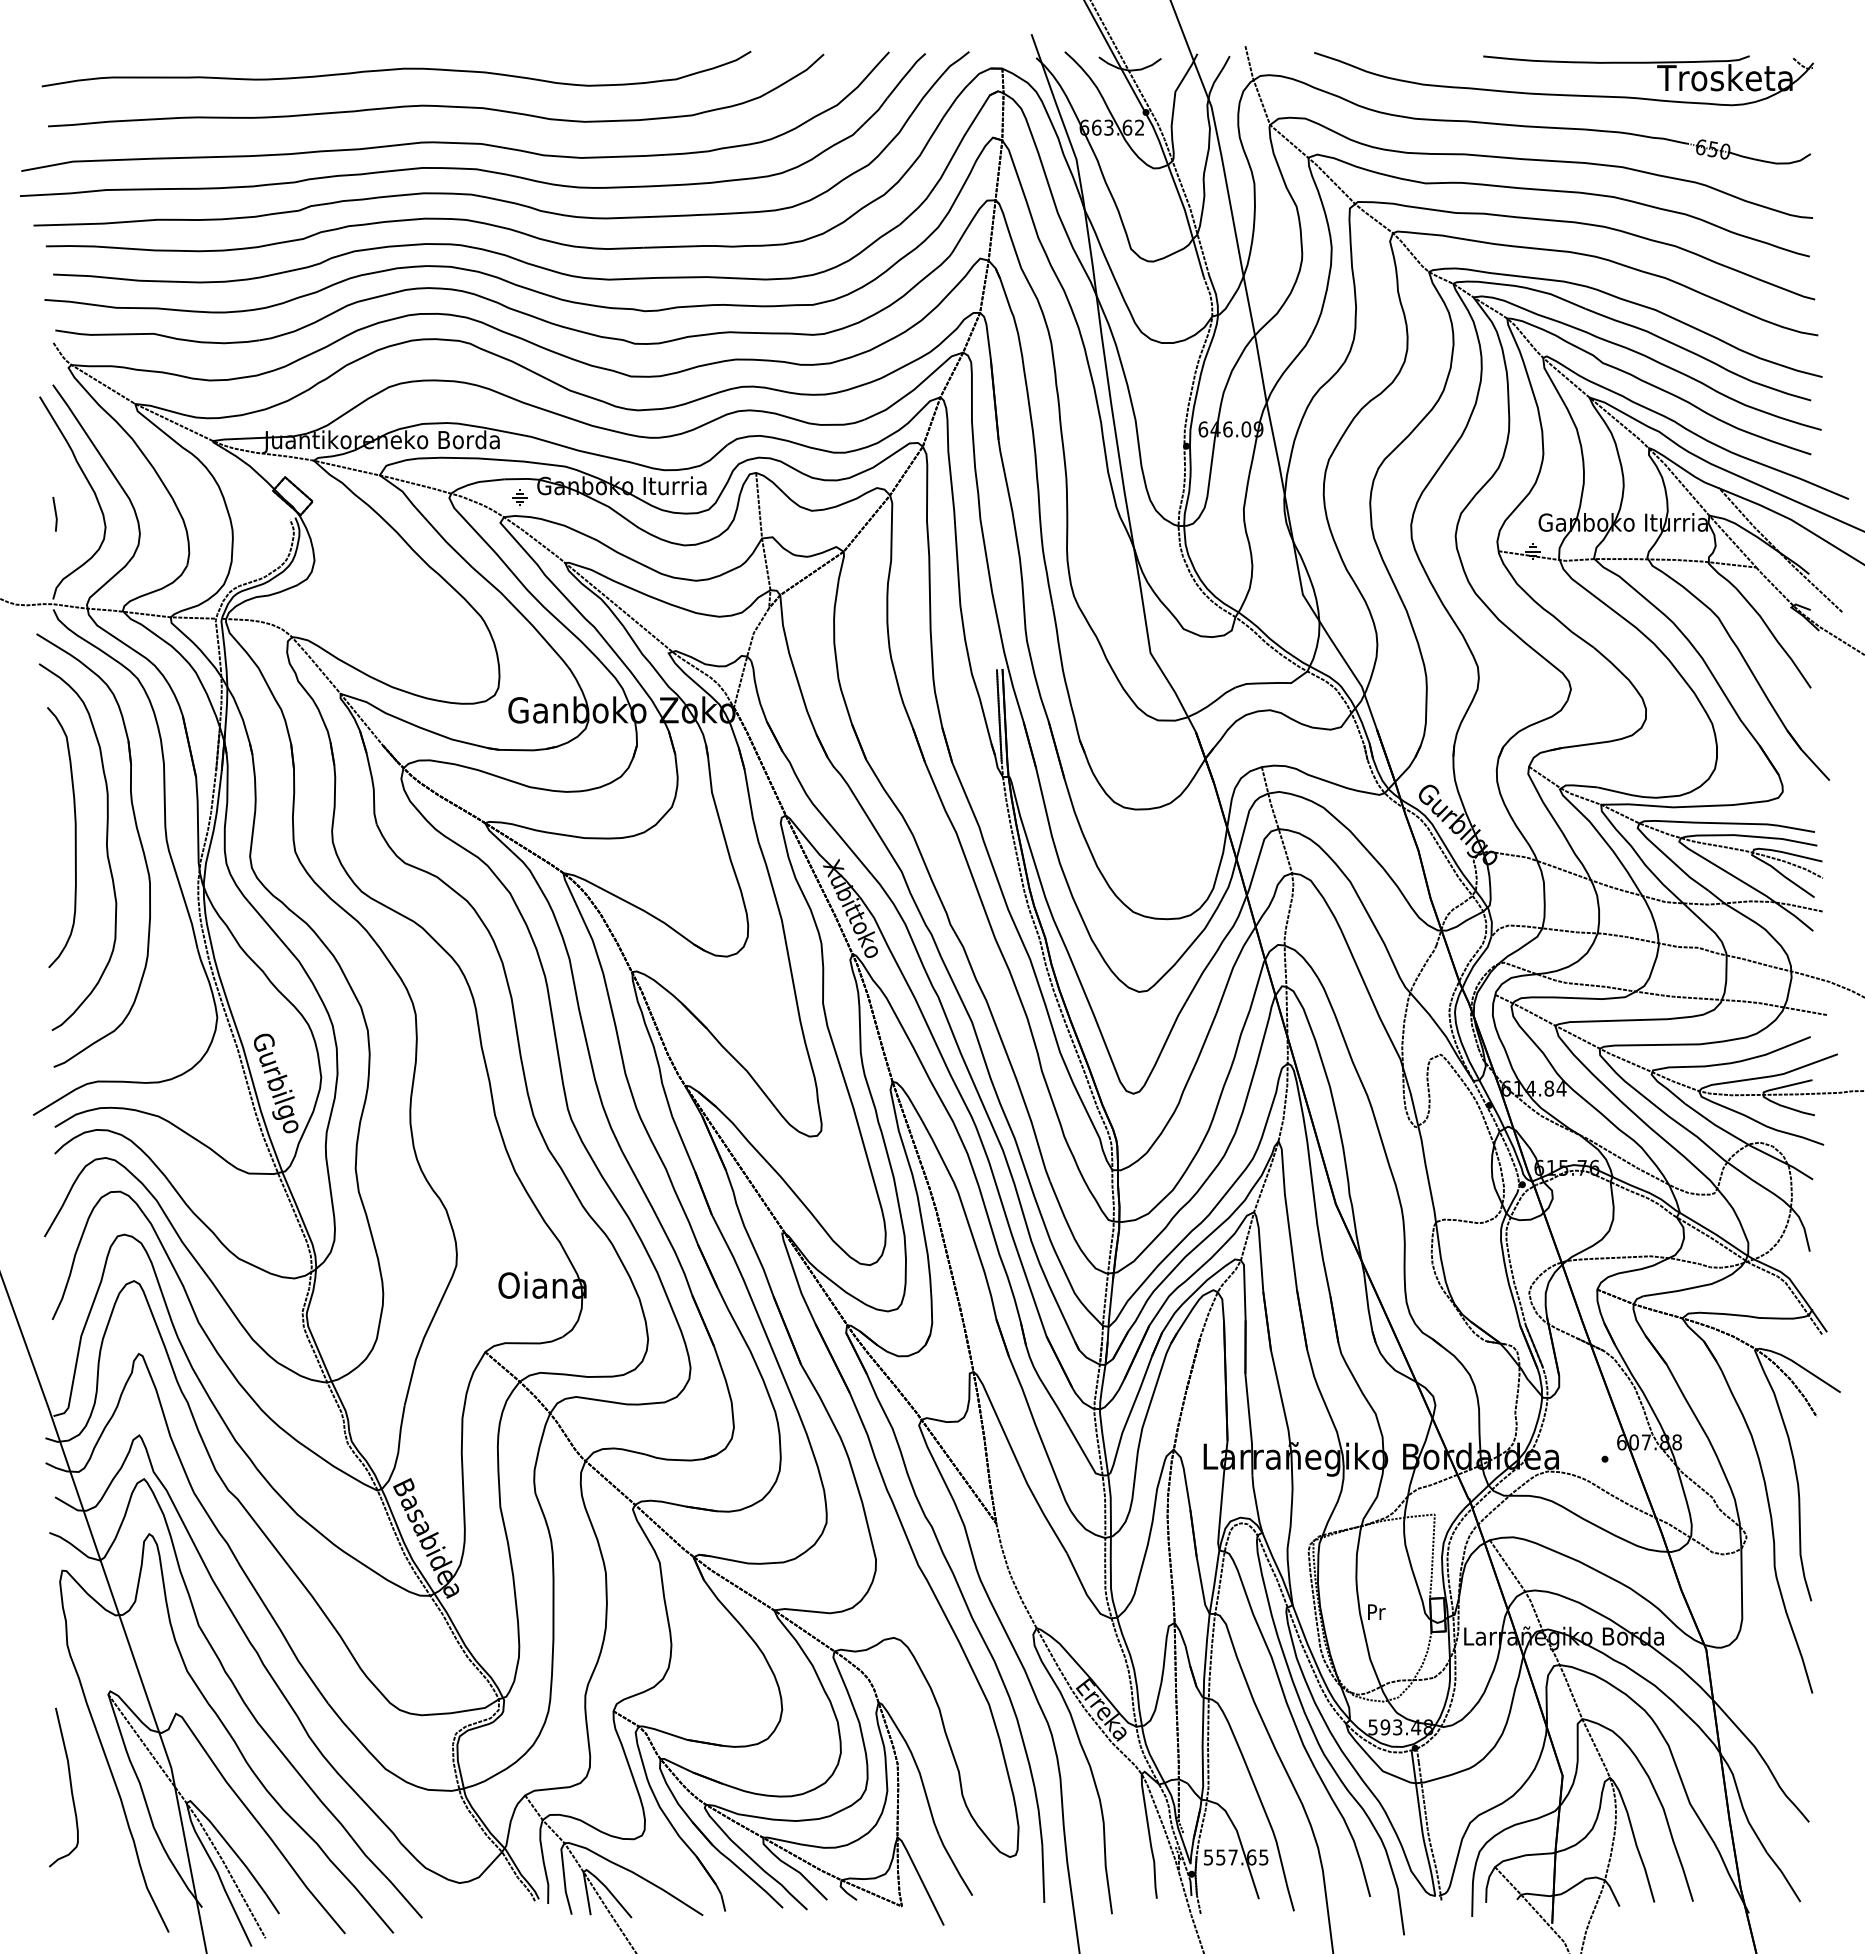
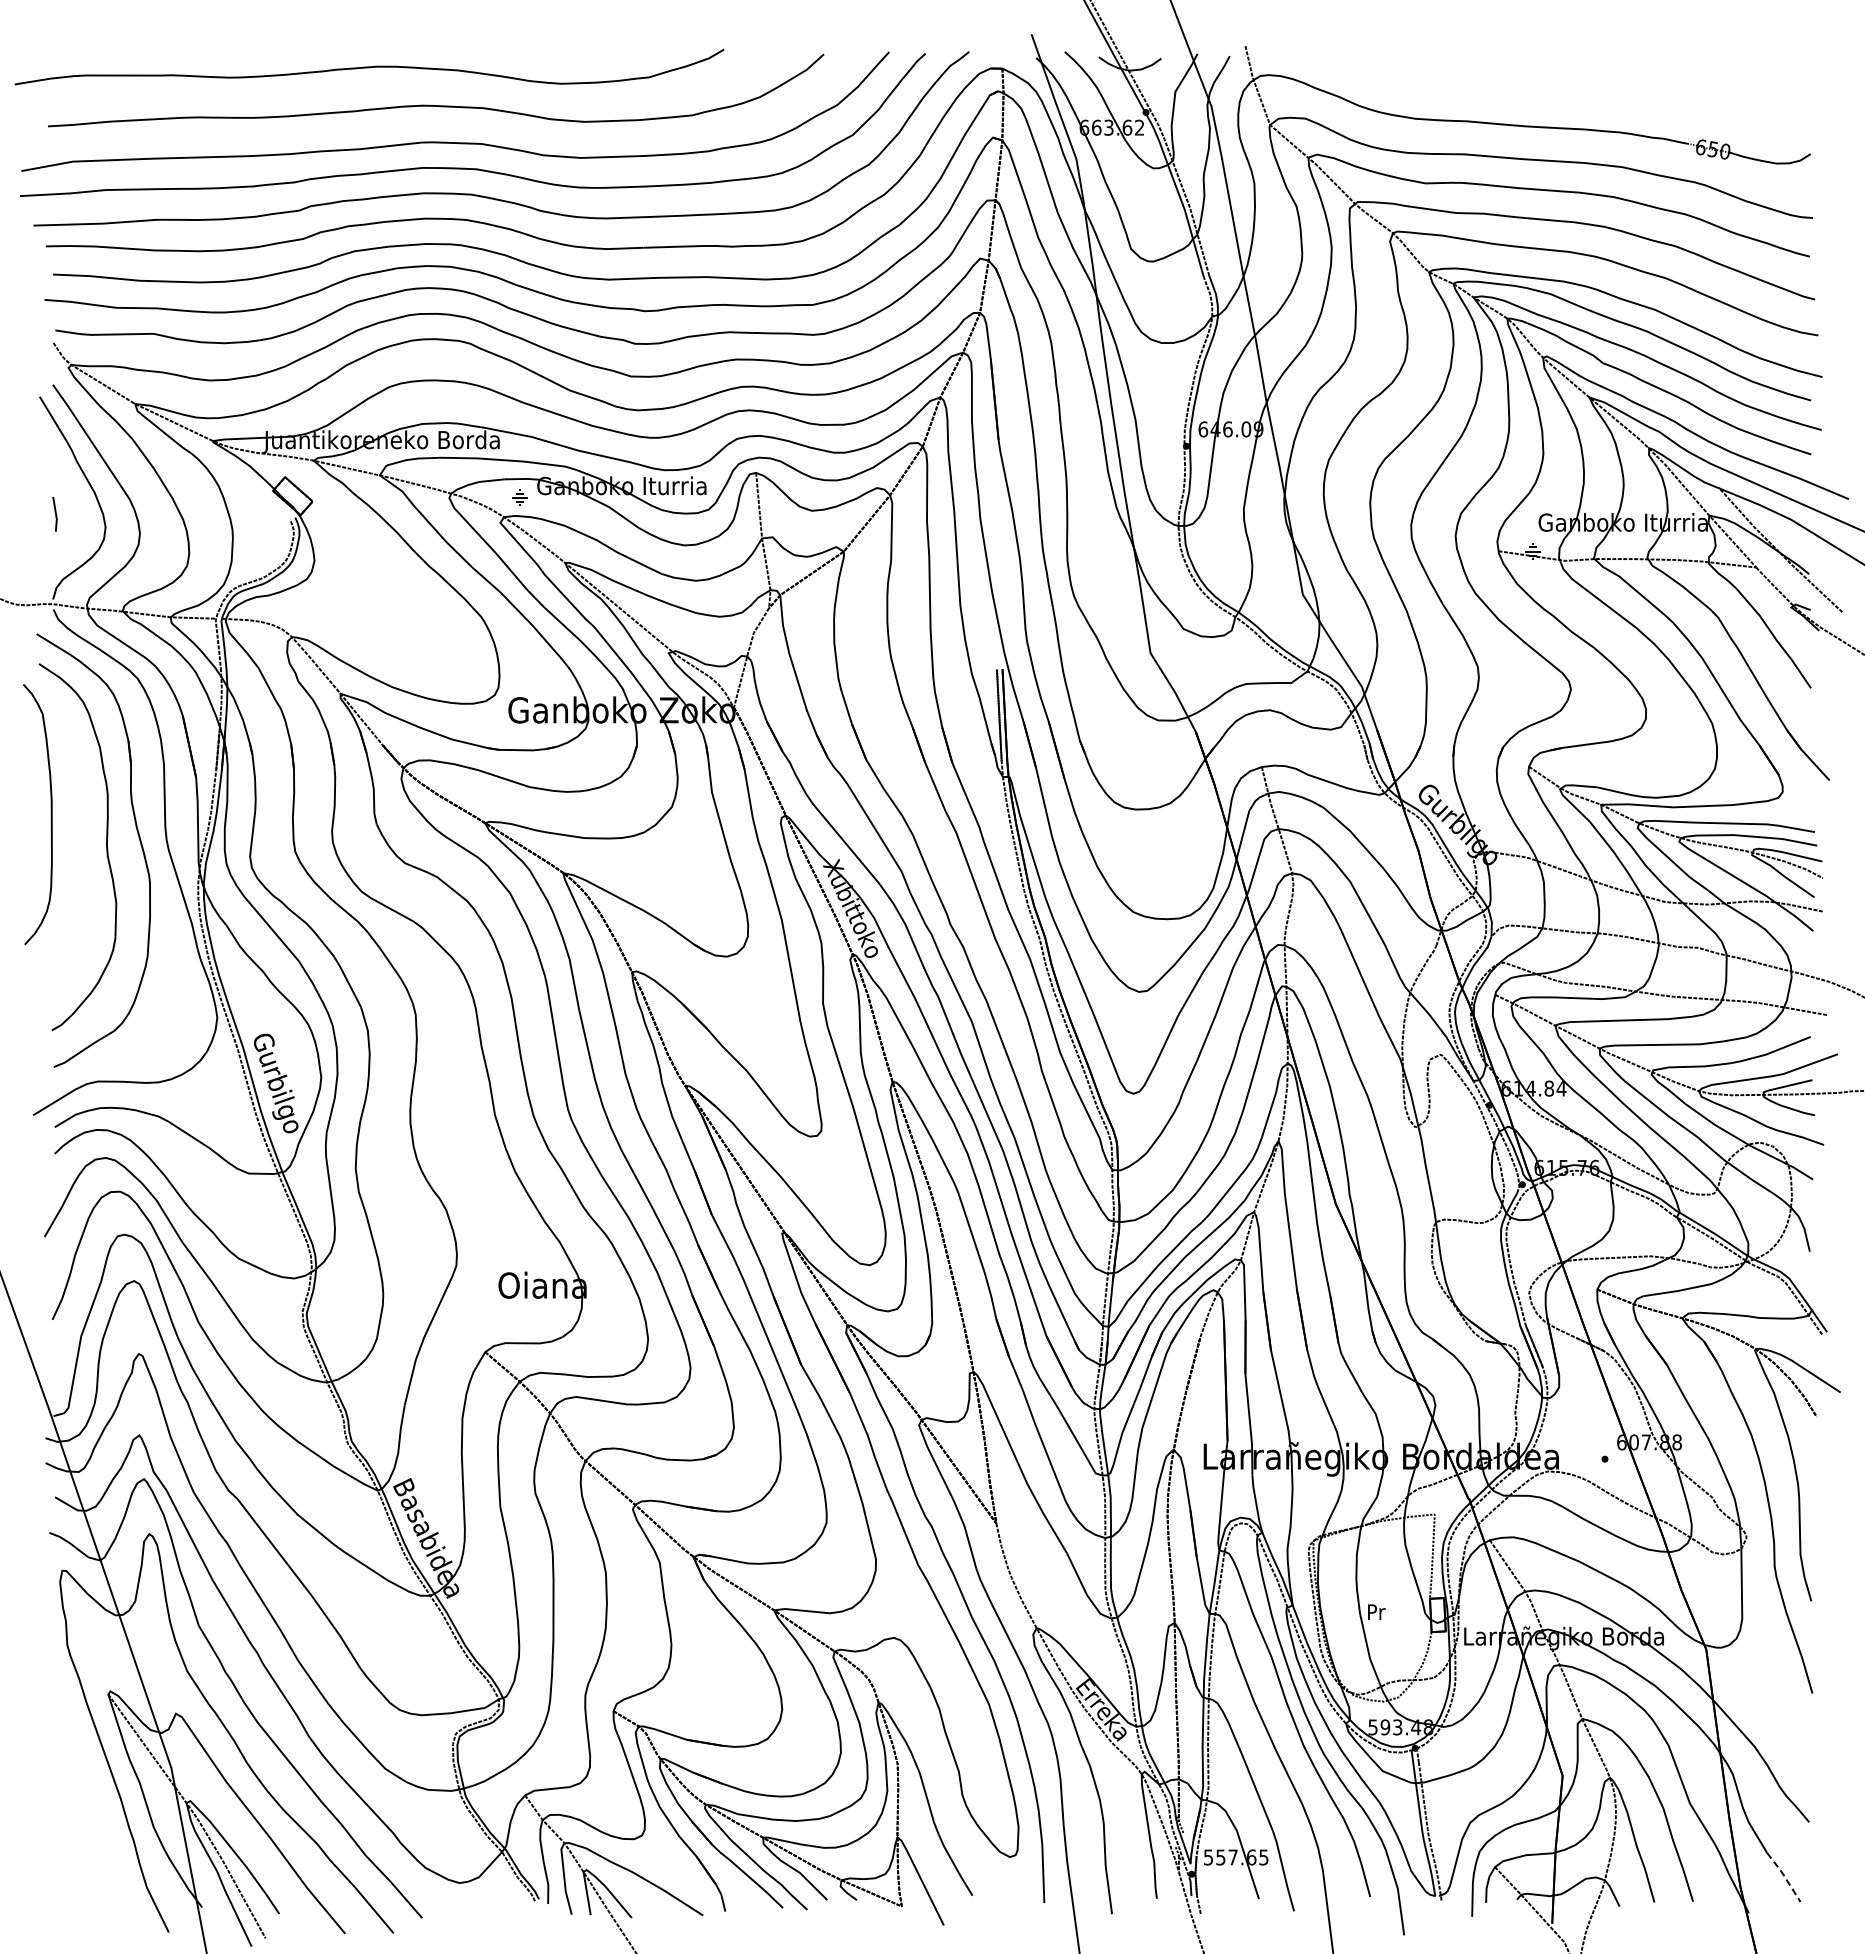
part position: (396, 68) -> (369, 66) (369, 66)
part: present -> none (1563, 94)
curve position: (74, 837) -> (50, 814) (50, 814)
curve: present -> none (70, 1787)
line: solid -> dashed (1784, 1876)
